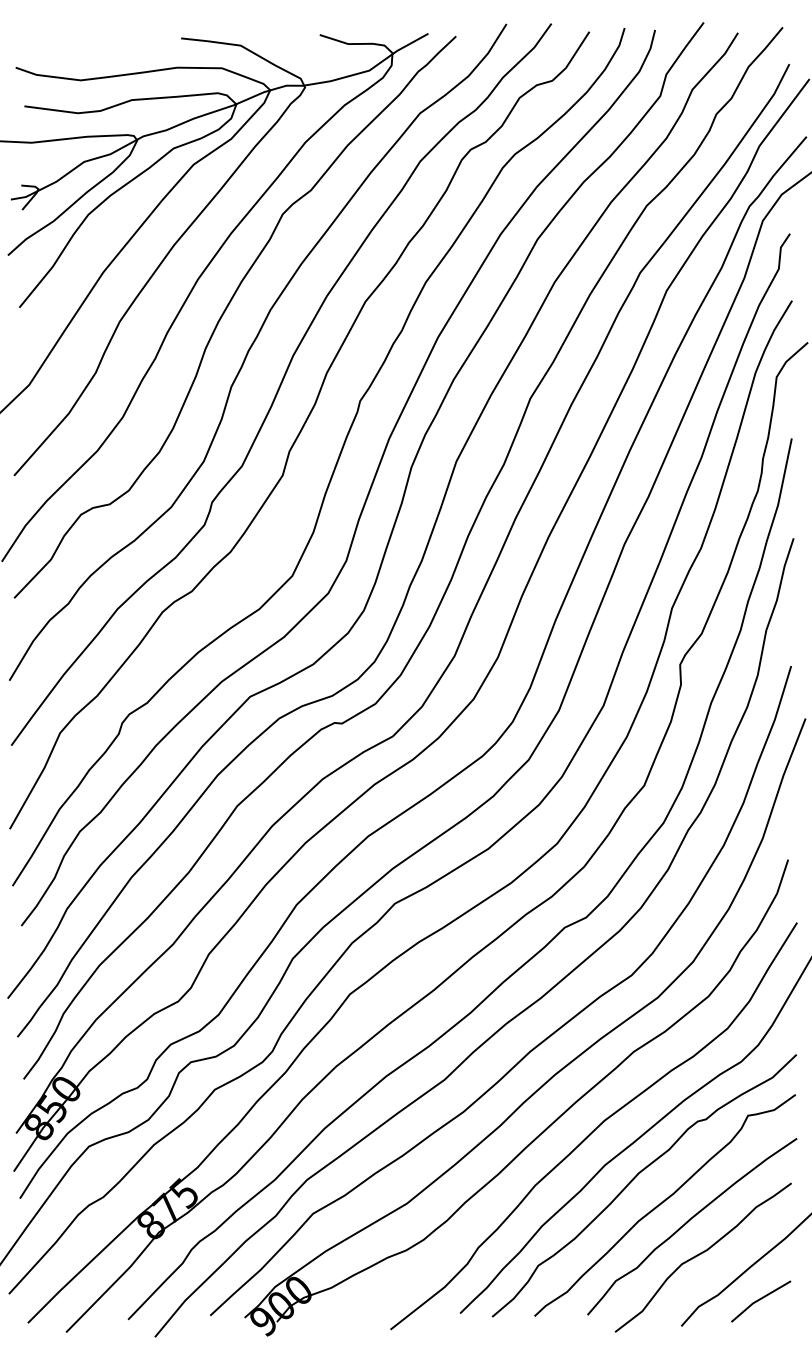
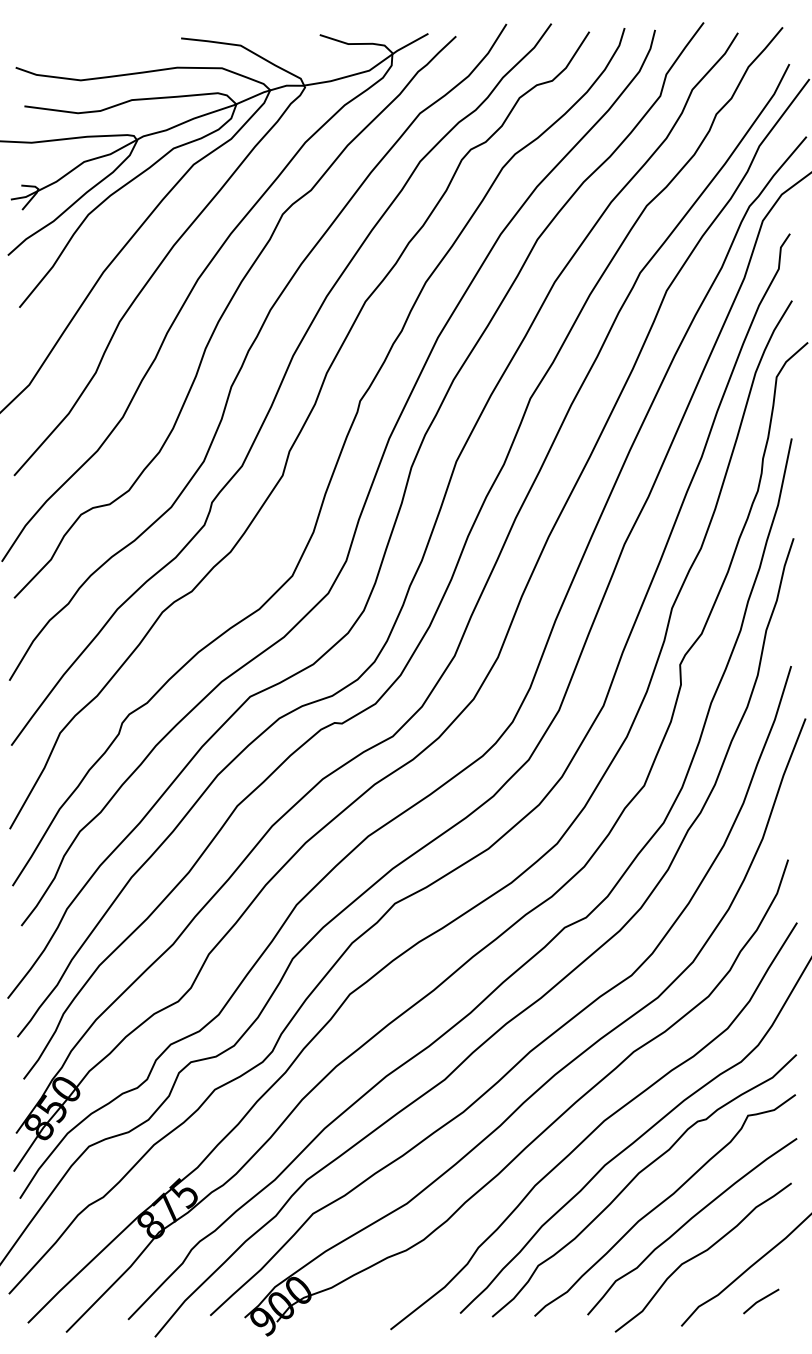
part size: 61x43 px -> 37x27 px (761, 1301)
